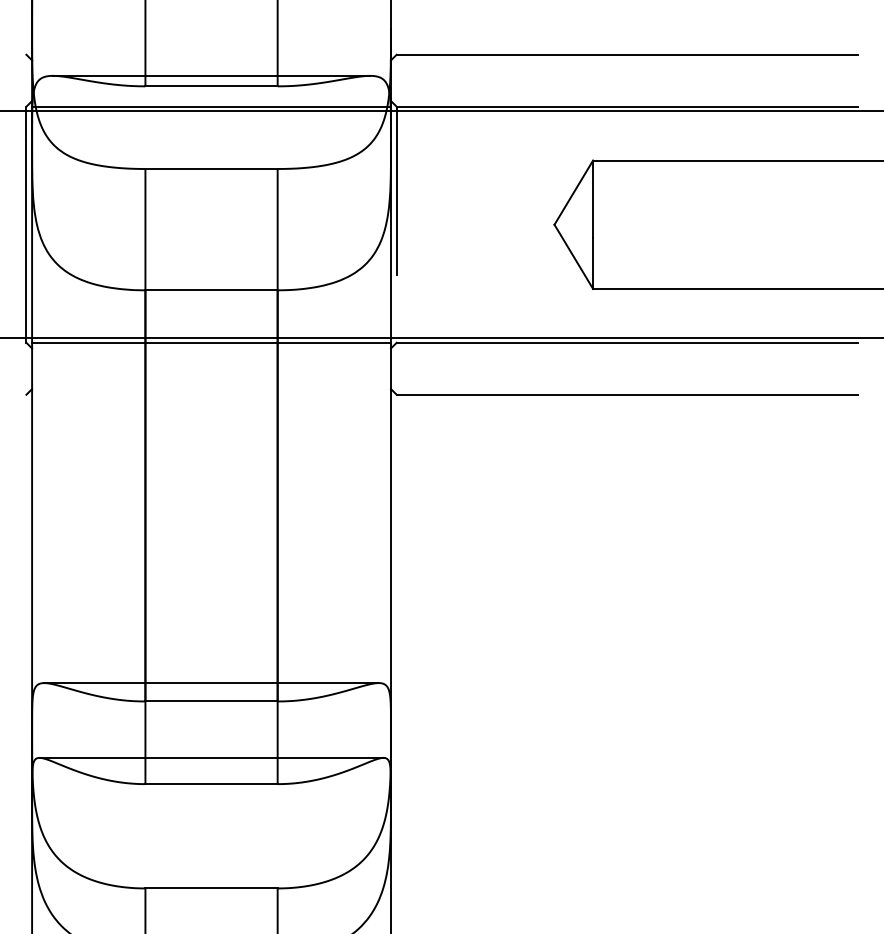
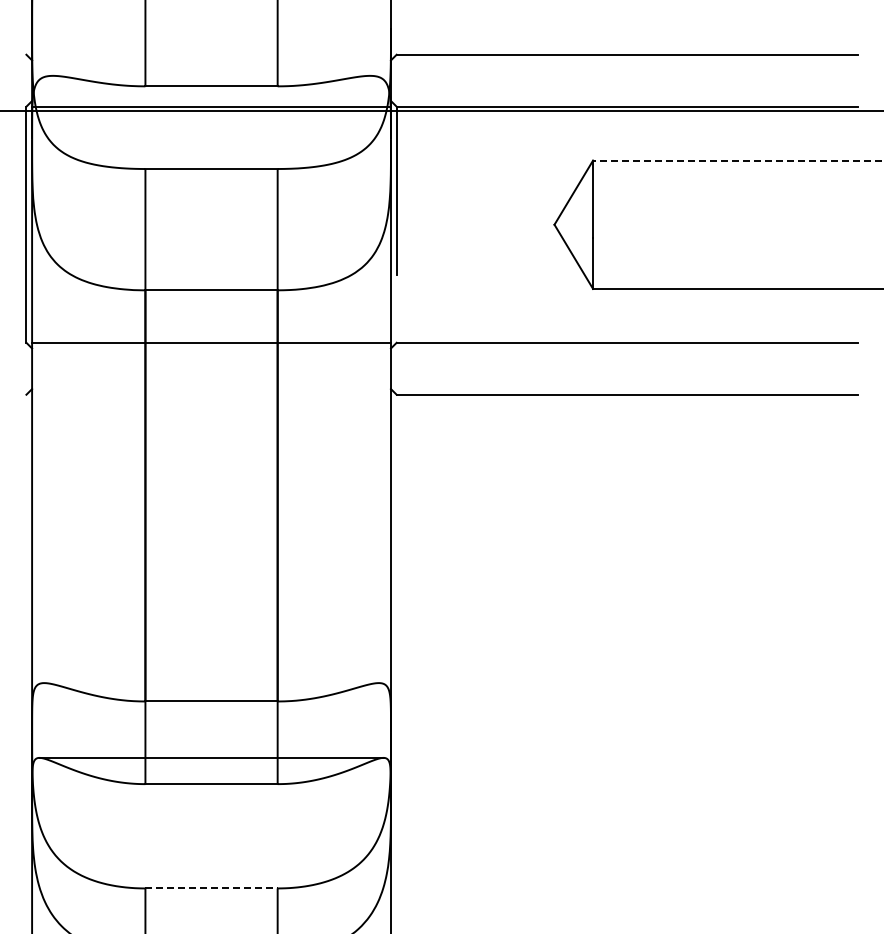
line: present -> none (211, 75)
line: solid -> dashed (737, 160)
line: present -> none (441, 338)
line: present -> none (211, 683)
line: solid -> dashed (212, 888)
